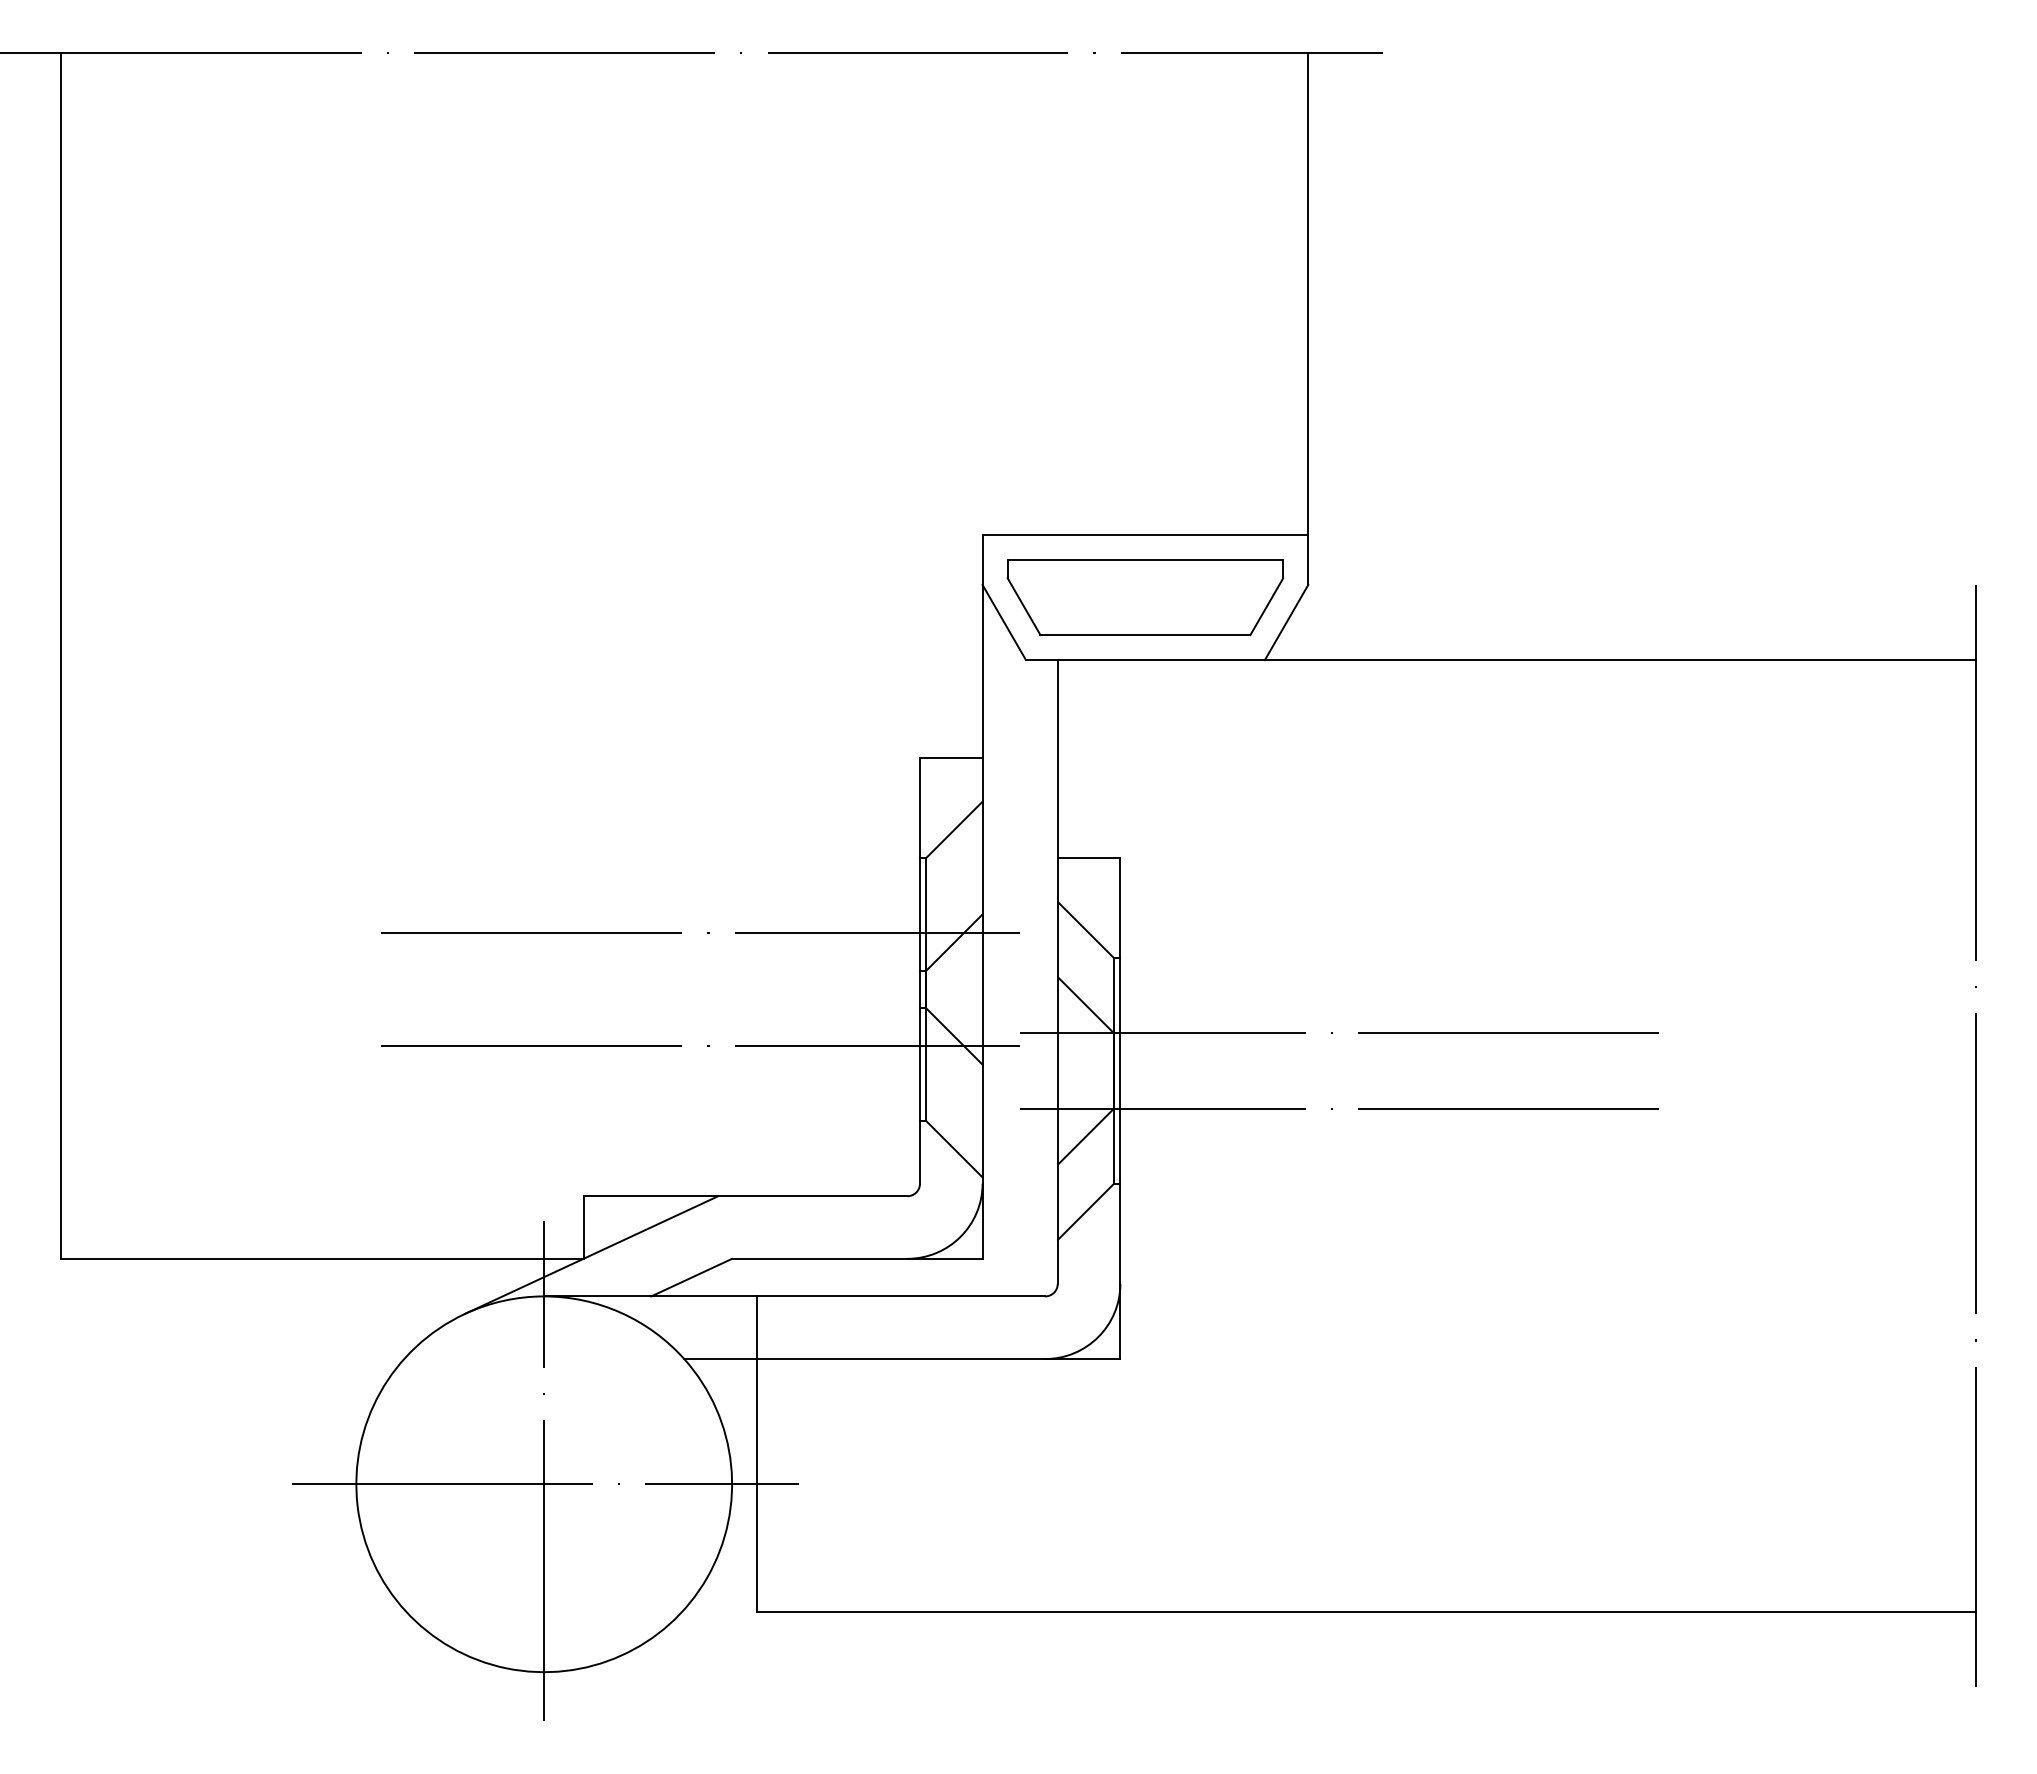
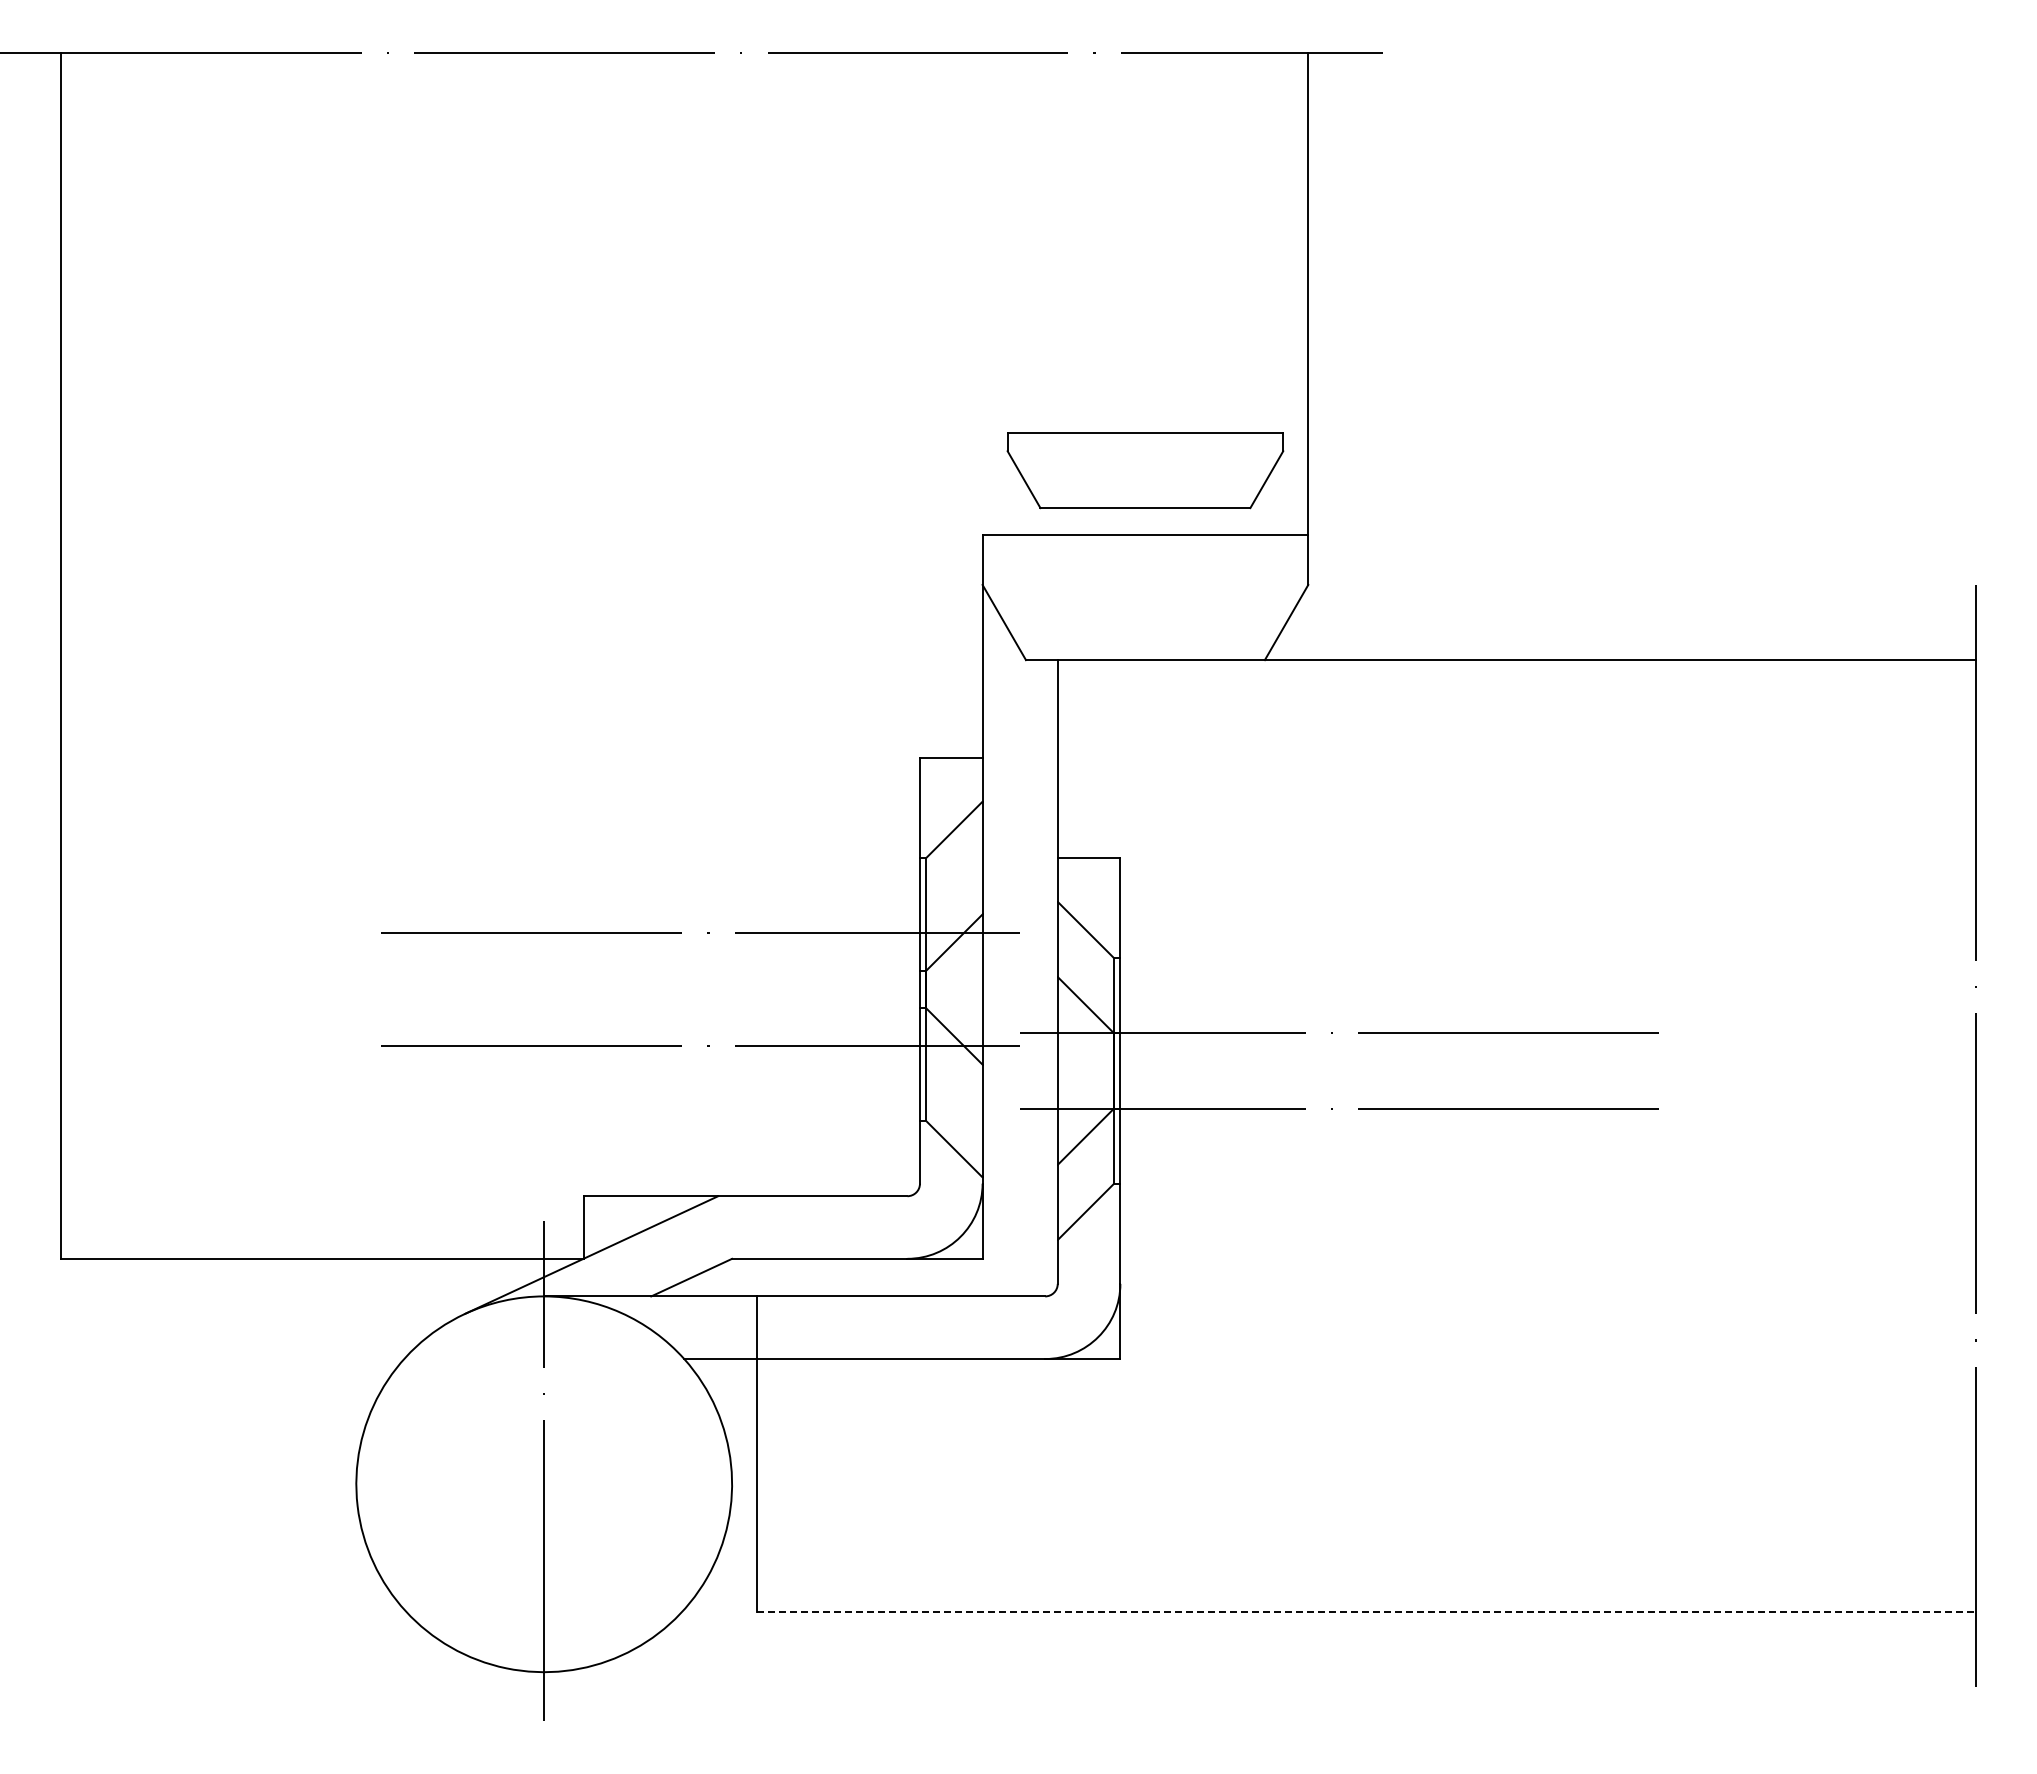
part position: (1145, 597) -> (1145, 470) (1145, 470)
line: present -> none (545, 1484)
line: solid -> dashed (1367, 1612)
